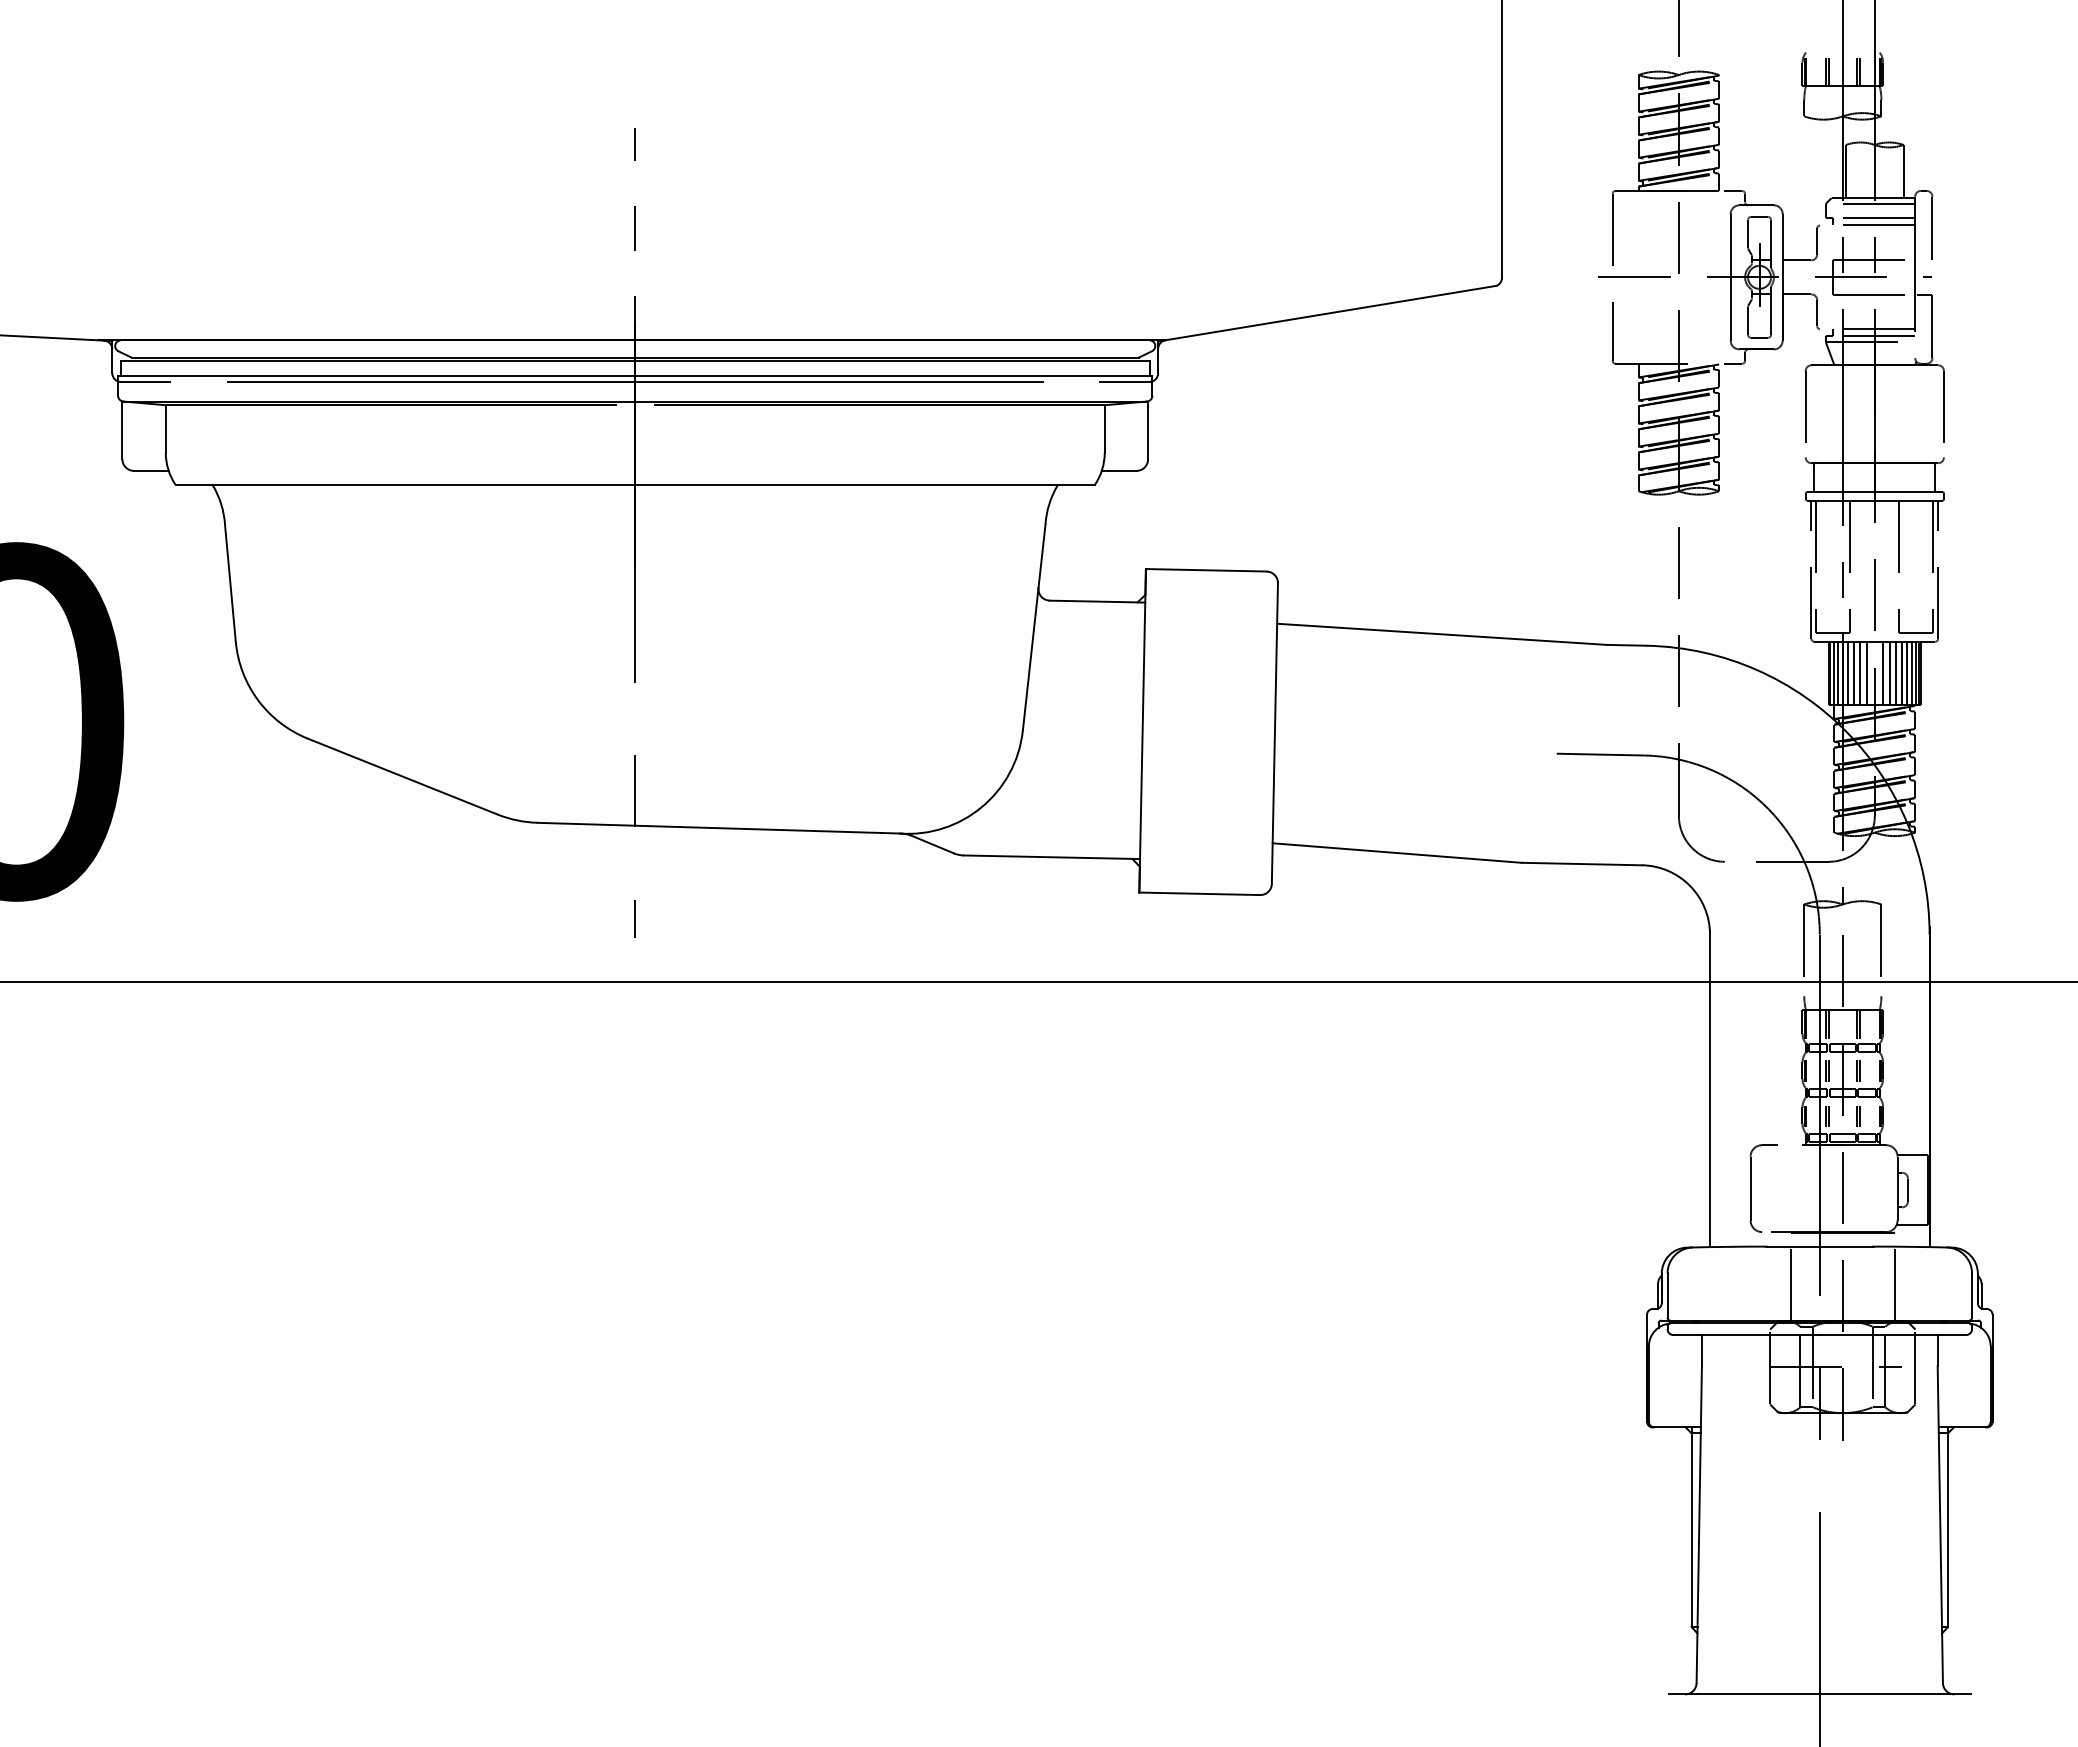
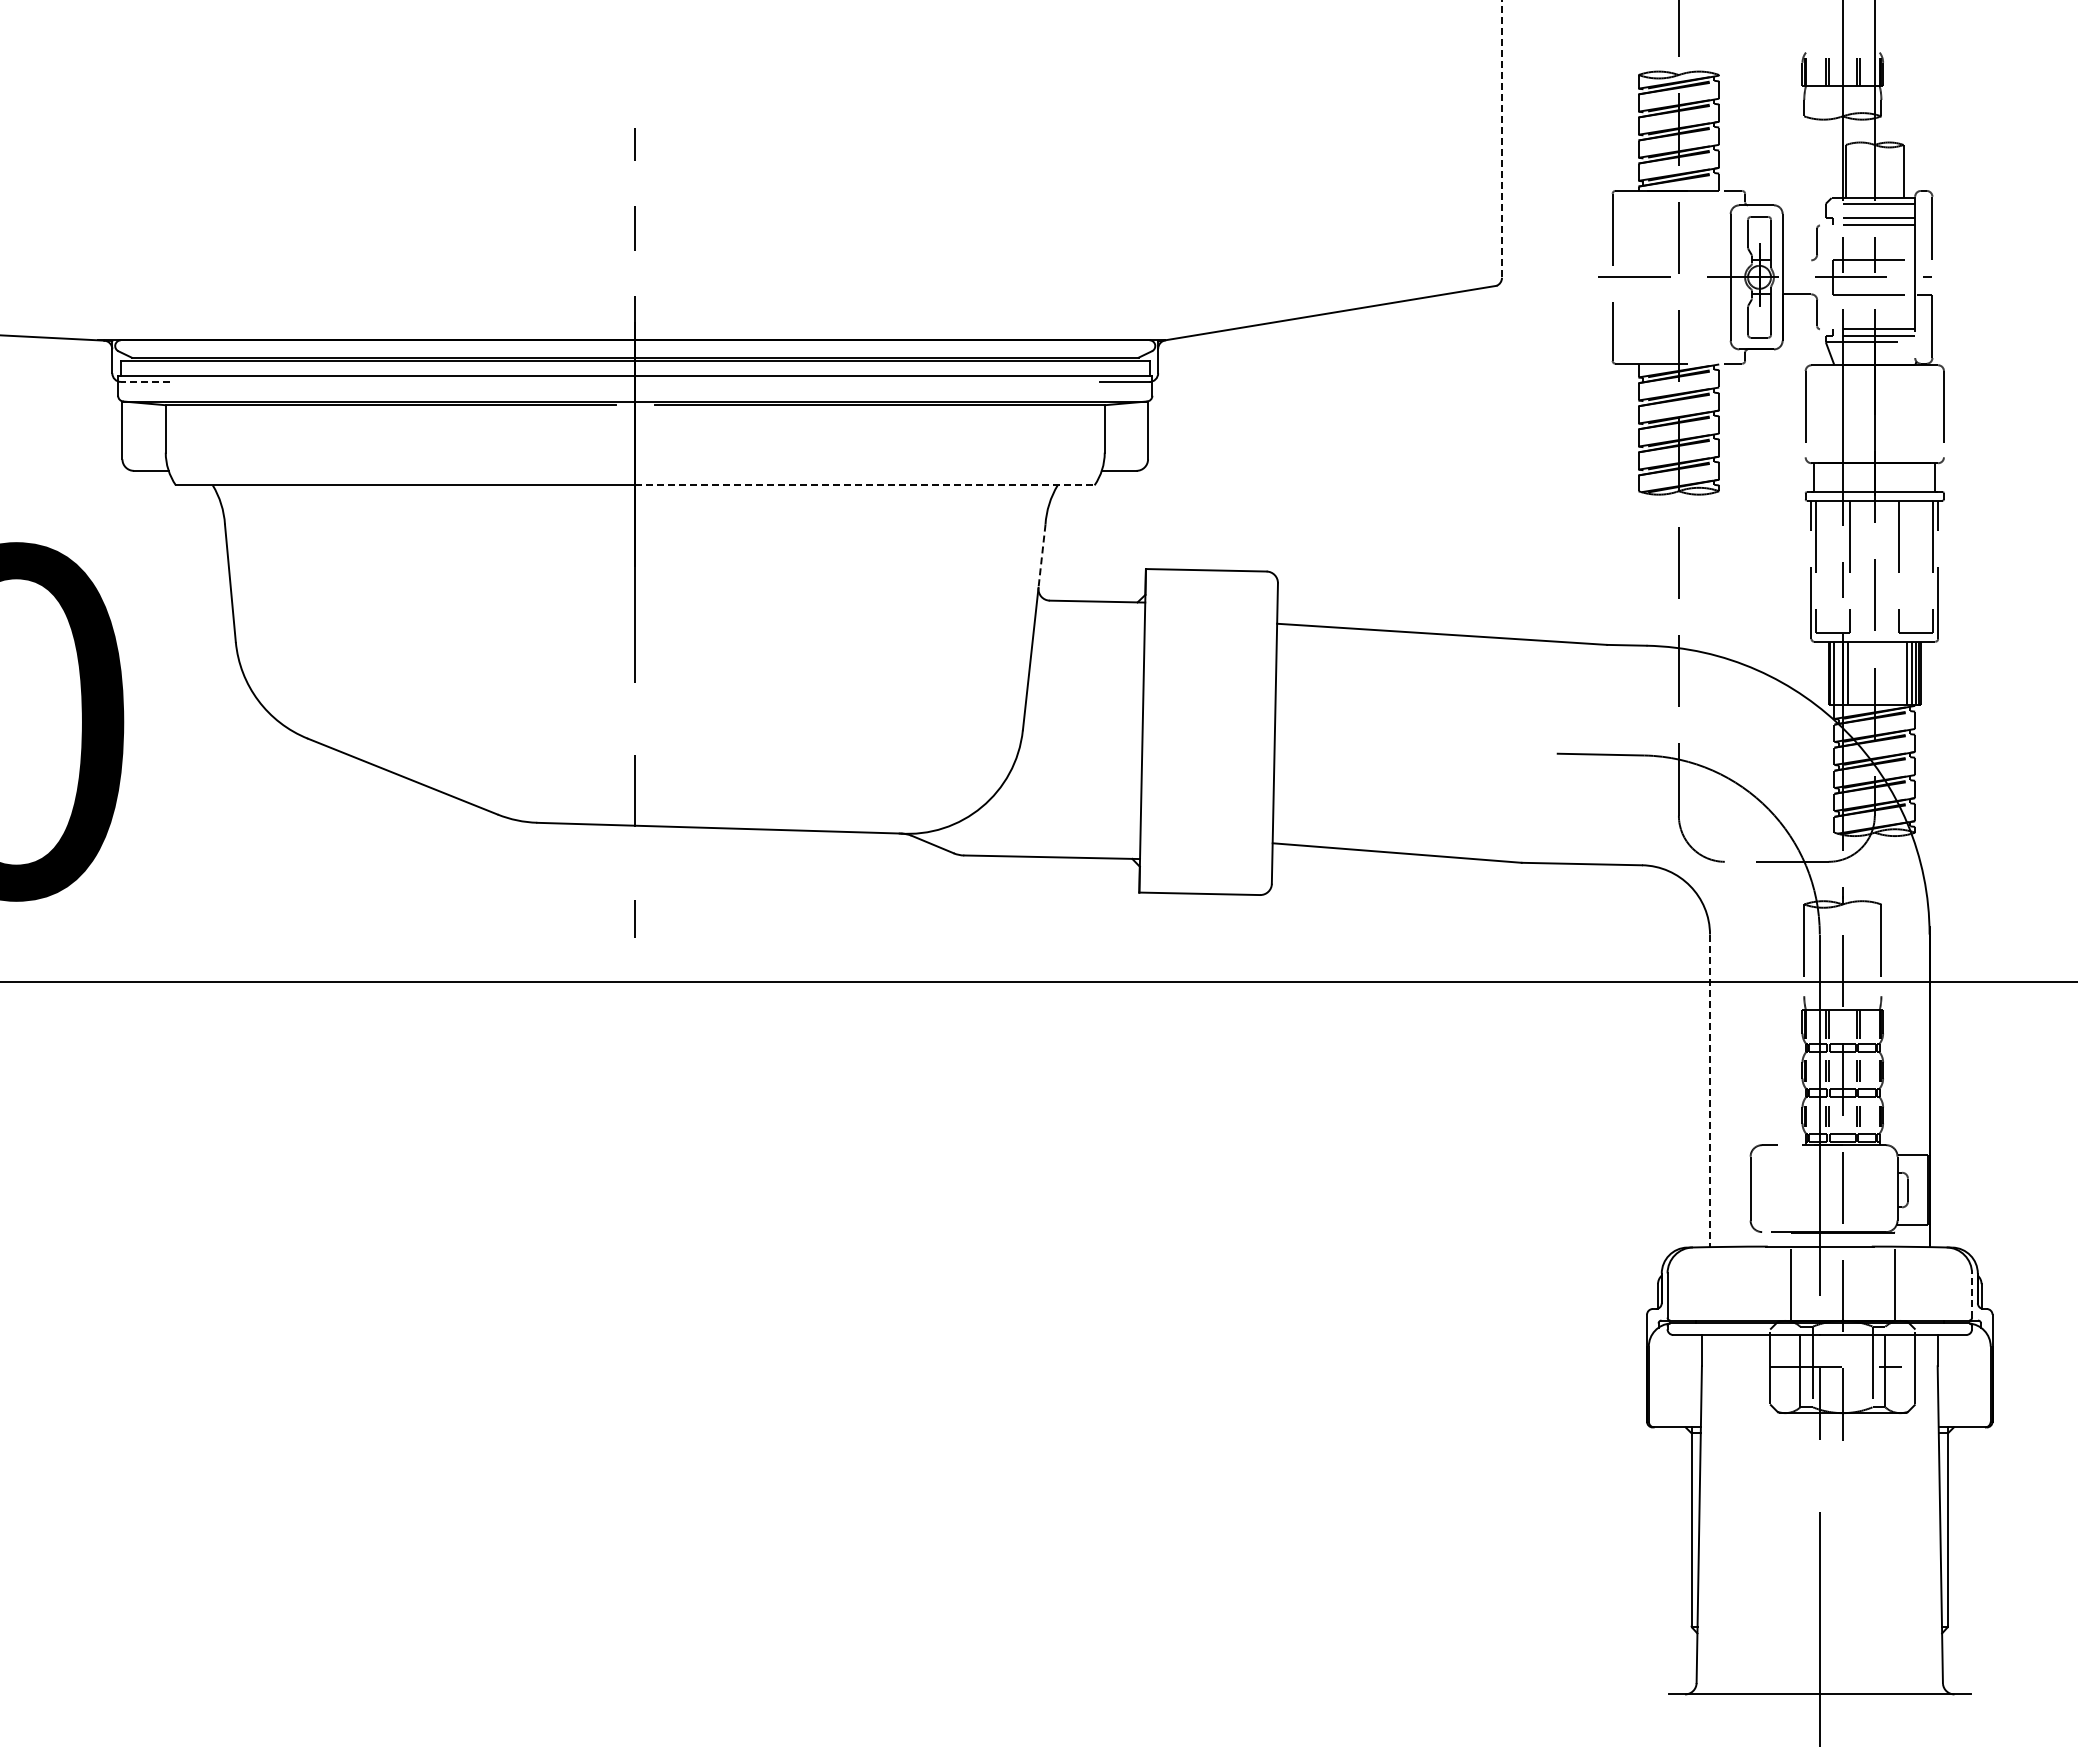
line: solid -> dashed (1502, 138)
line: present -> none (1796, 260)
line: solid -> dashed (145, 381)
line: present -> none (634, 381)
line: solid -> dashed (864, 485)
line: solid -> dashed (1042, 556)
line: present -> none (1837, 673)
line: present -> none (1853, 673)
line: present -> none (1859, 673)
line: present -> none (1866, 673)
line: present -> none (1882, 673)
line: present -> none (1889, 673)
line: present -> none (1896, 673)
line: present -> none (1901, 673)
line: solid -> dashed (1710, 1091)
line: solid -> dashed (1972, 1295)
